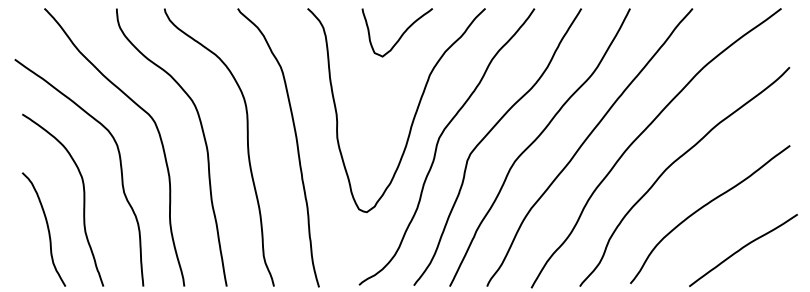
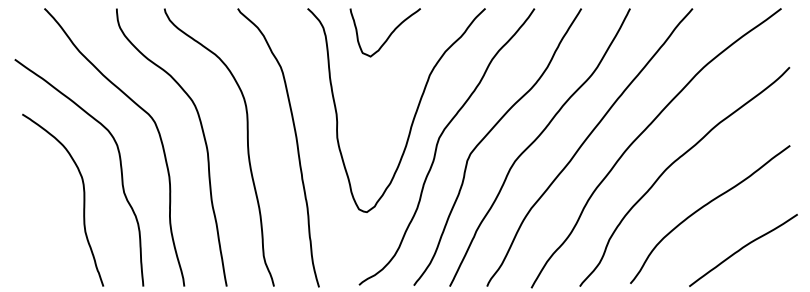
curve position: (400, 35) -> (388, 35) (388, 35)
curve: present -> none (47, 229)
